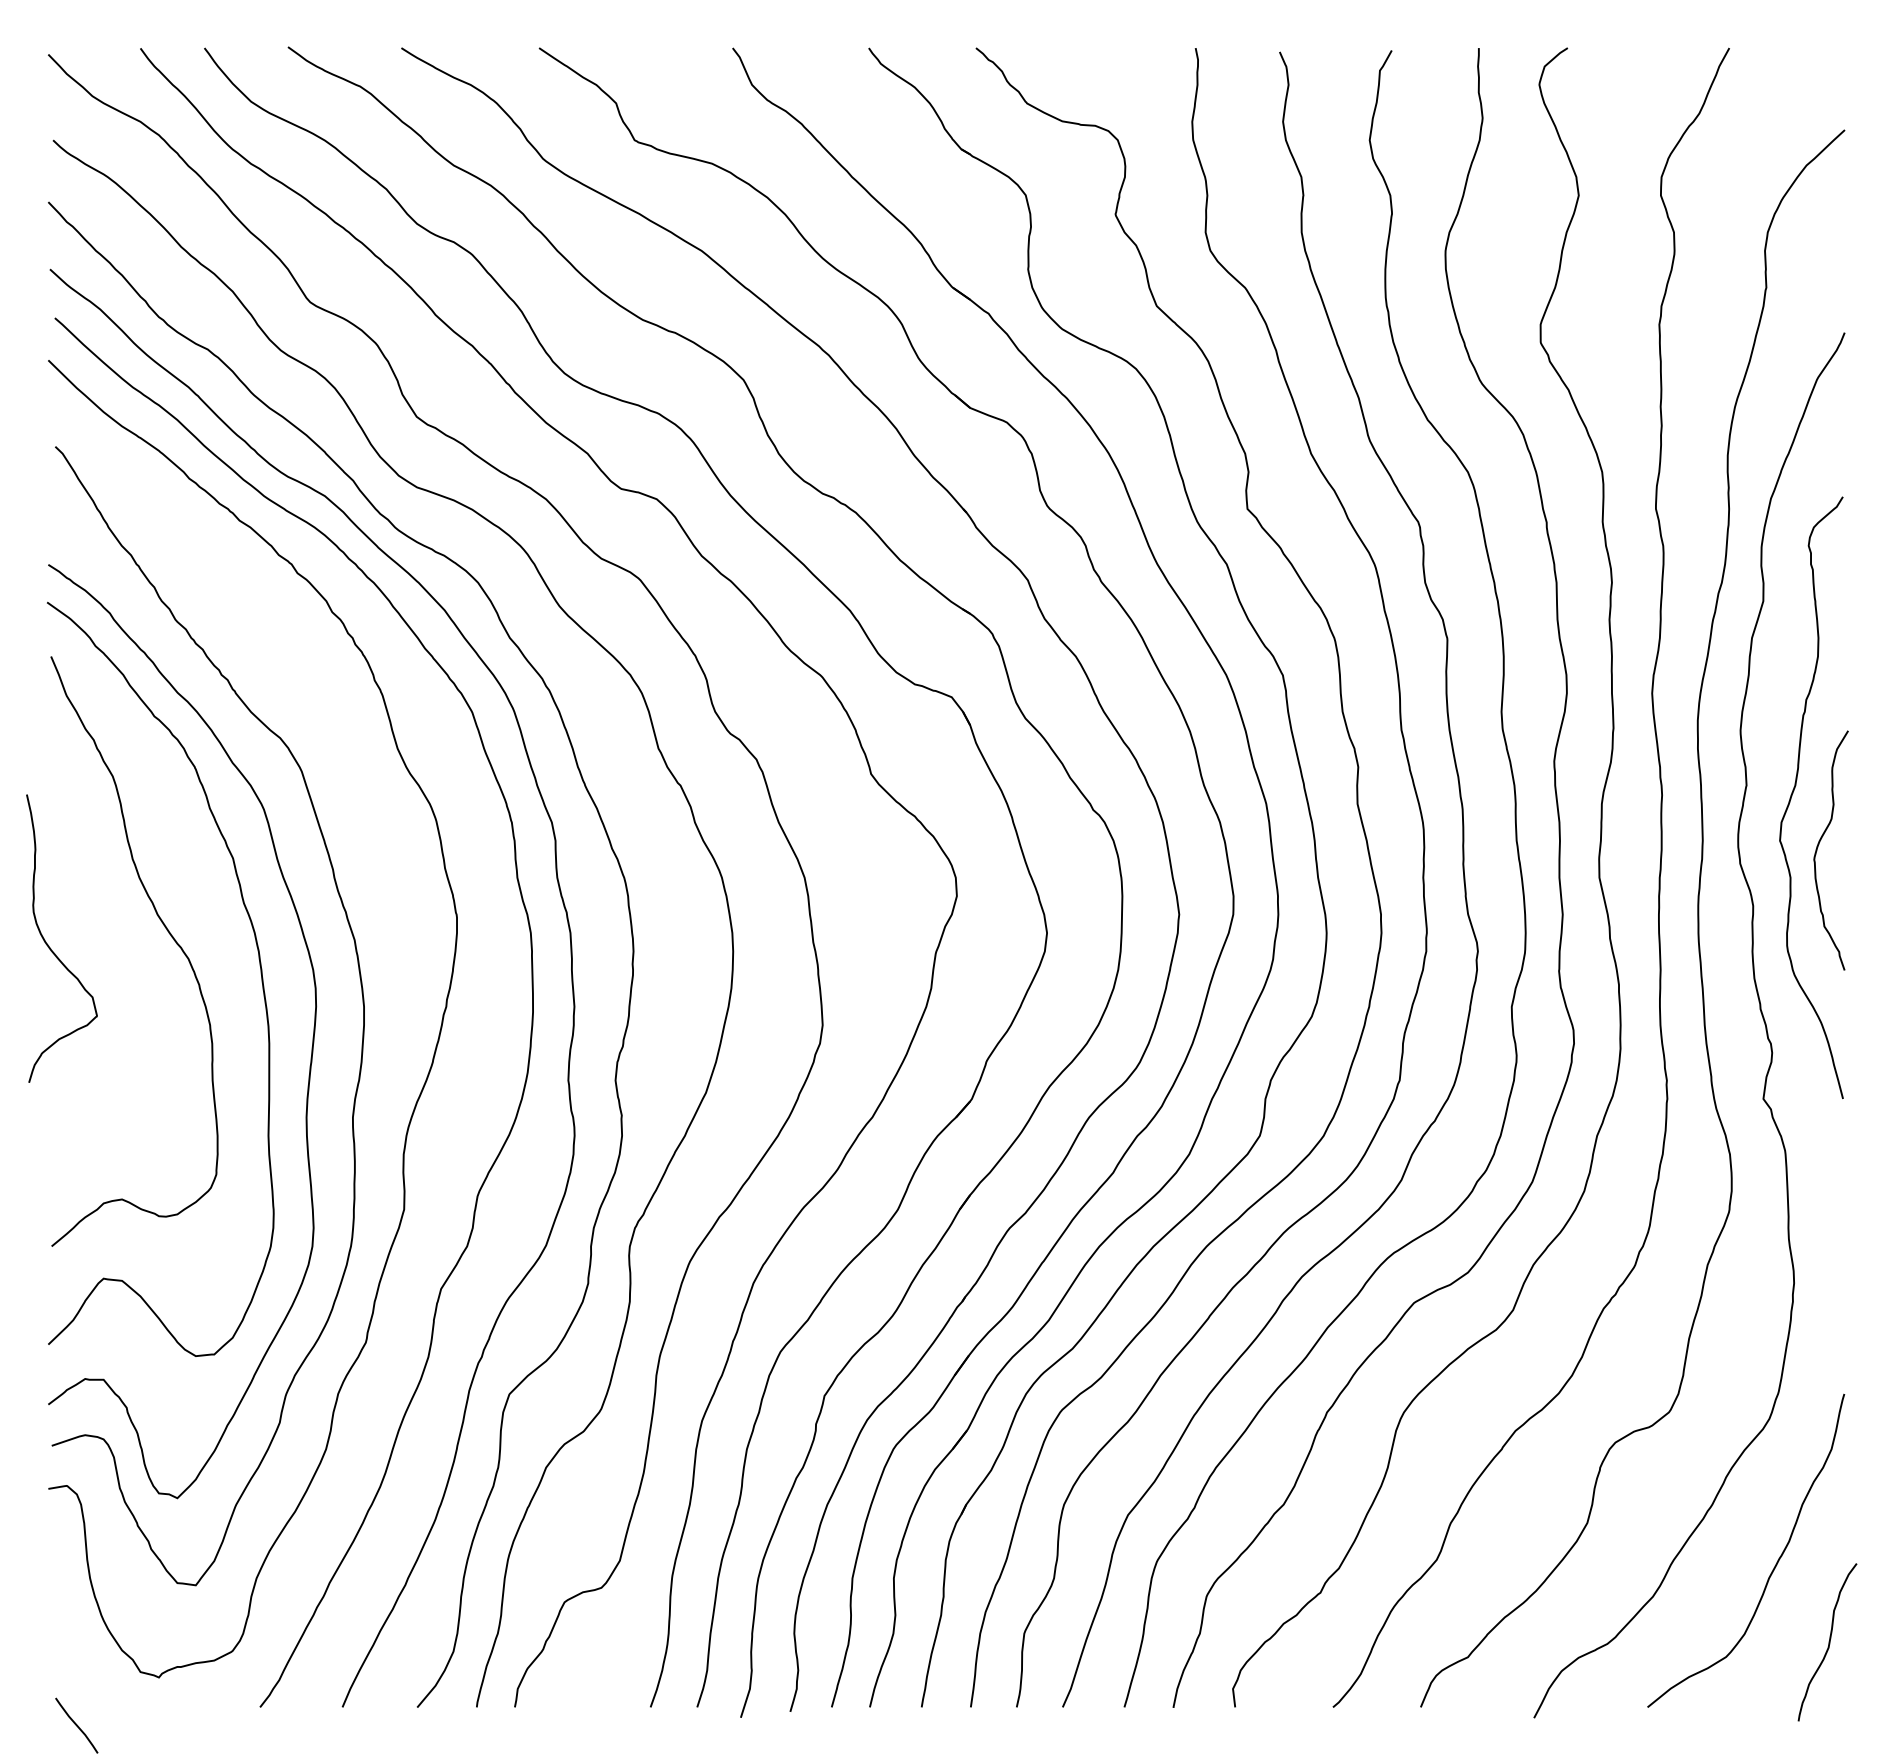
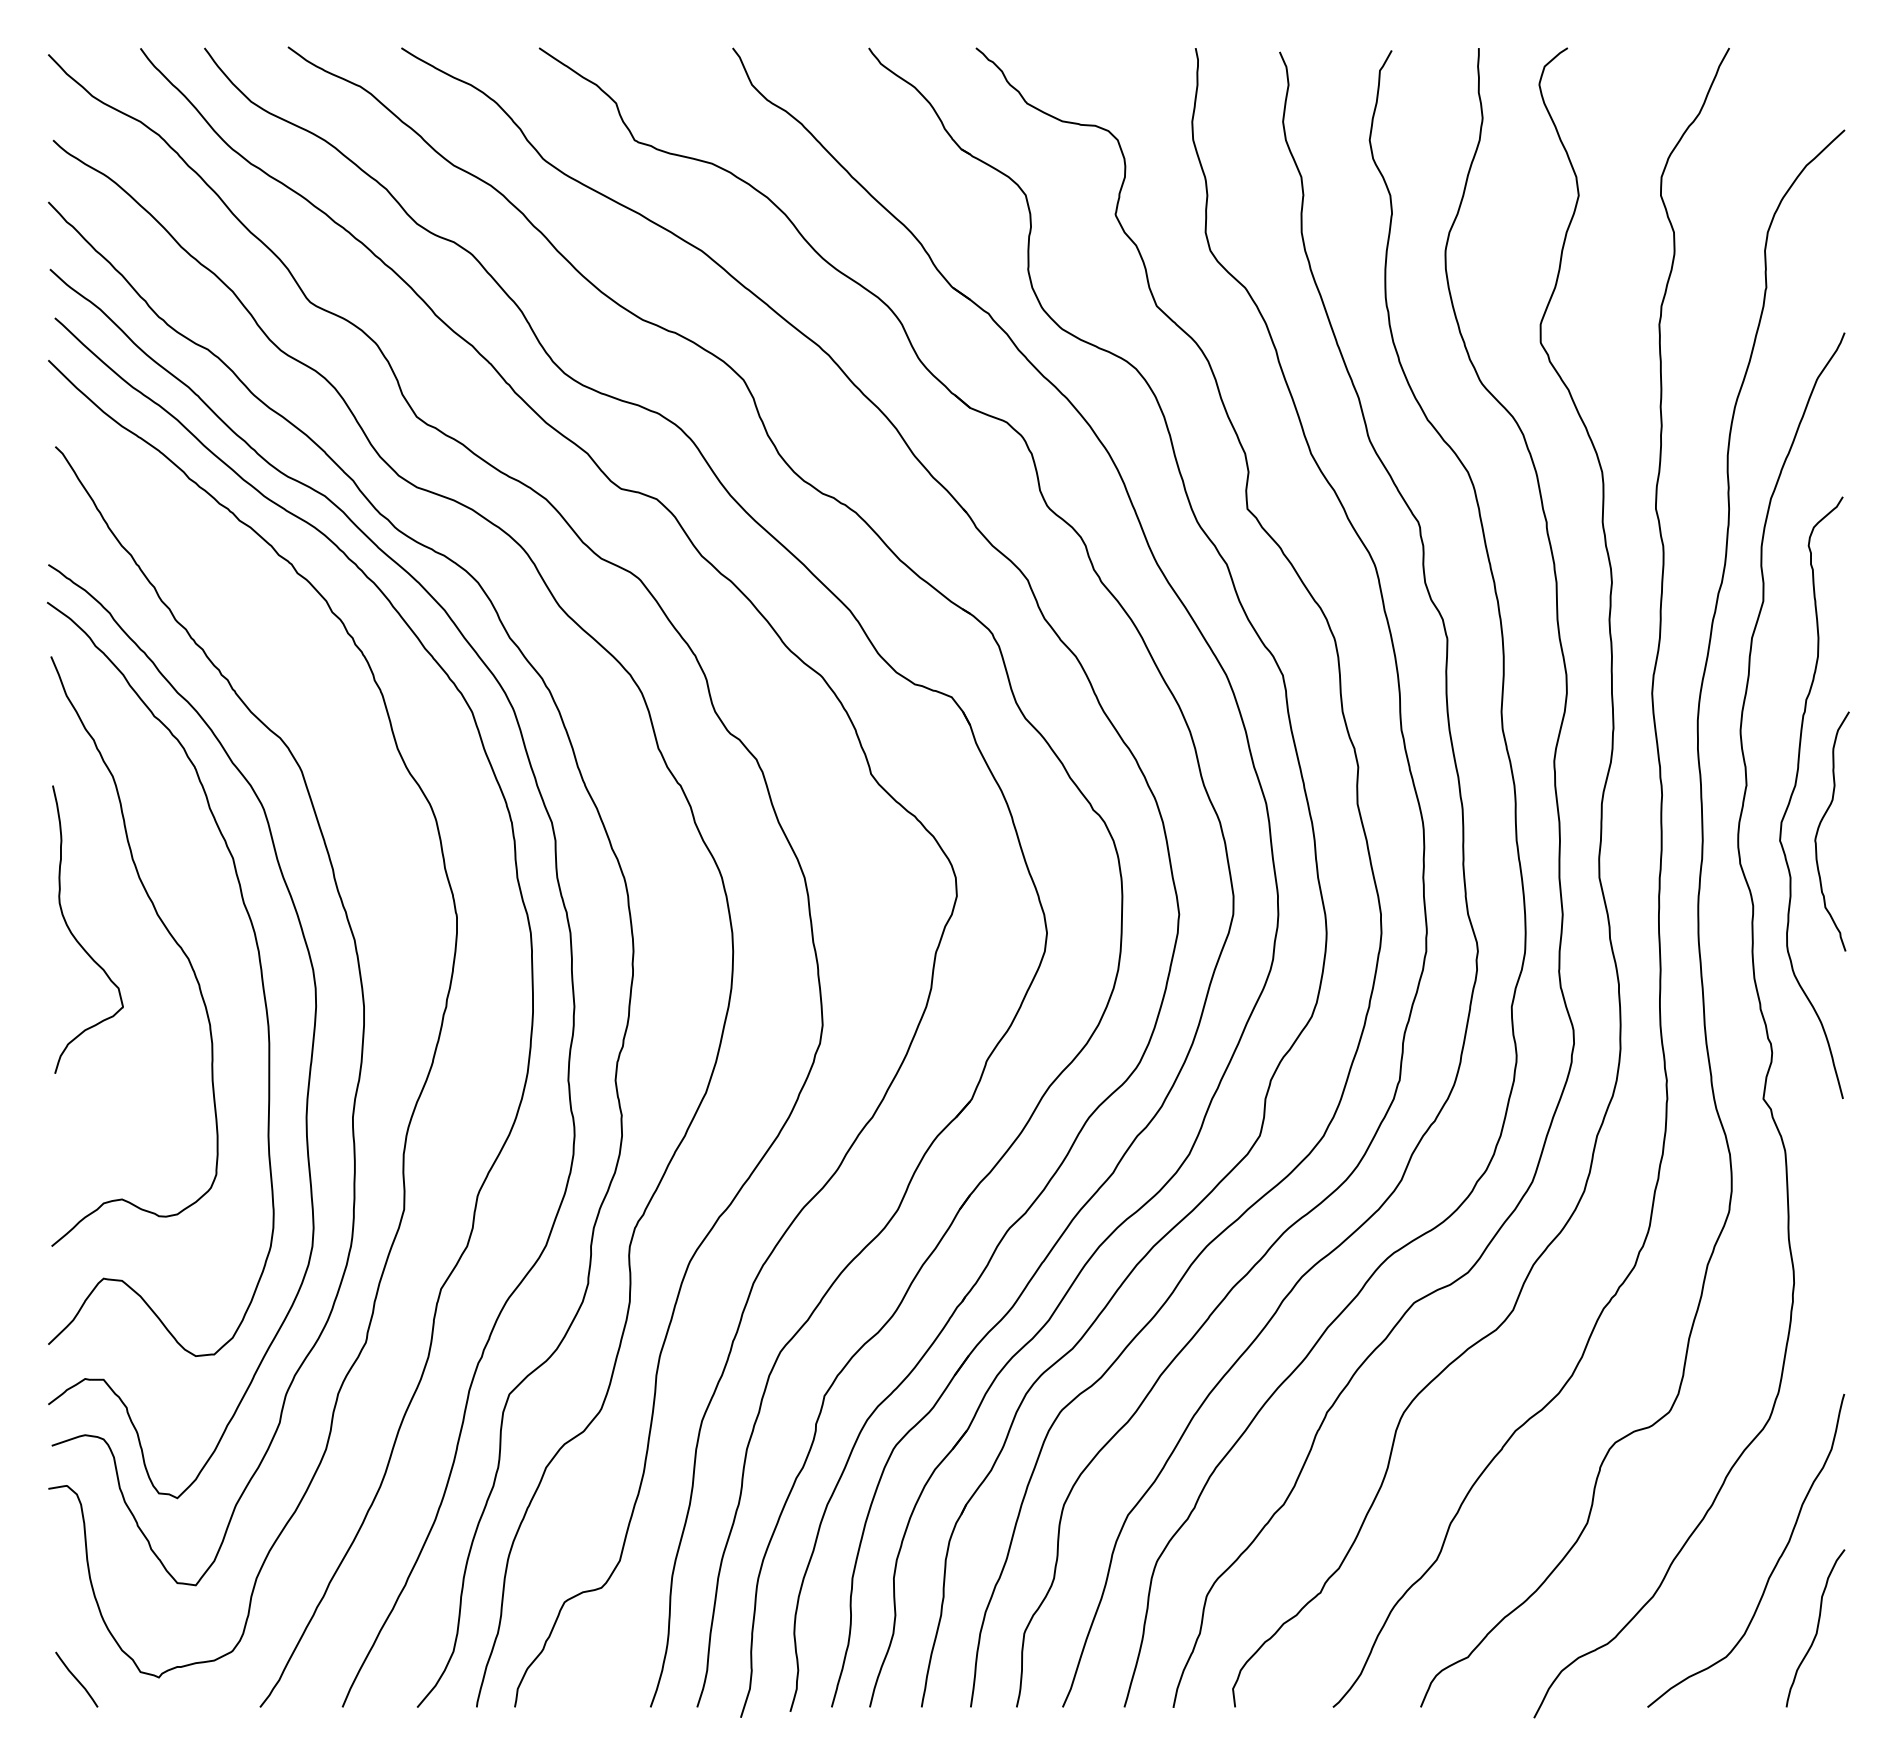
curve position: (1818, 847) -> (1819, 828) (1819, 828)
curve position: (51, 948) -> (77, 939) (77, 939)
curve position: (1828, 1642) -> (1816, 1628) (1816, 1628)
curve position: (76, 1725) -> (76, 1679) (76, 1679)
